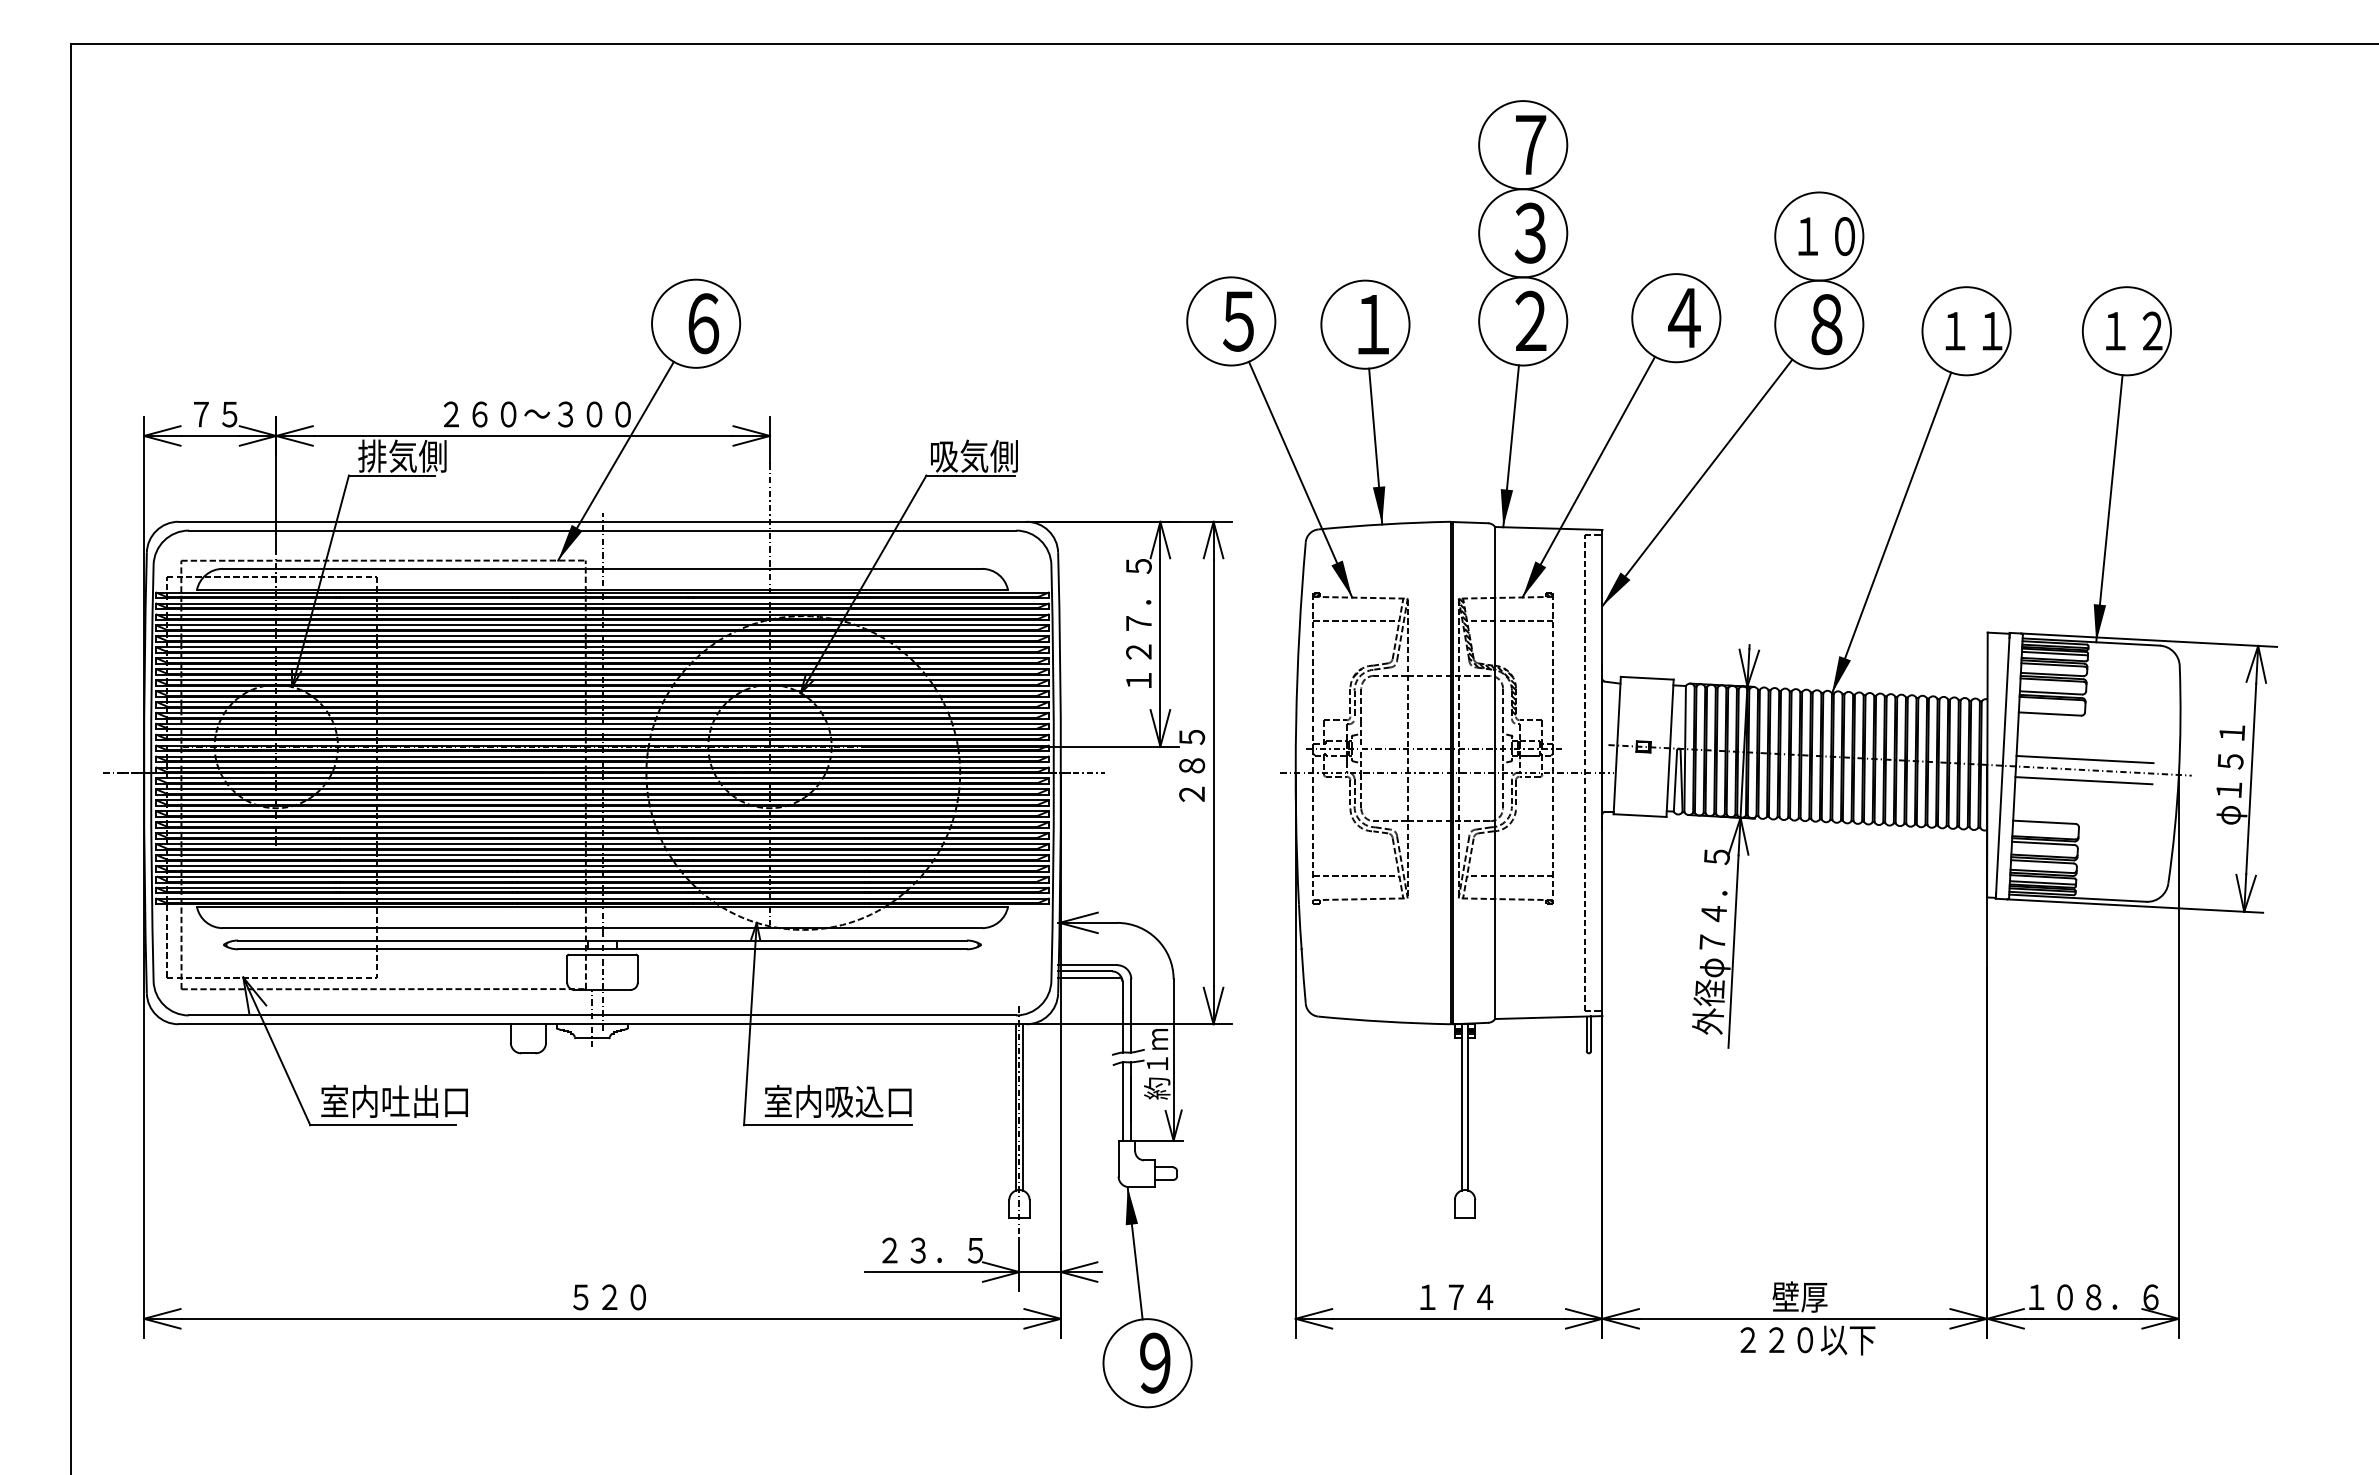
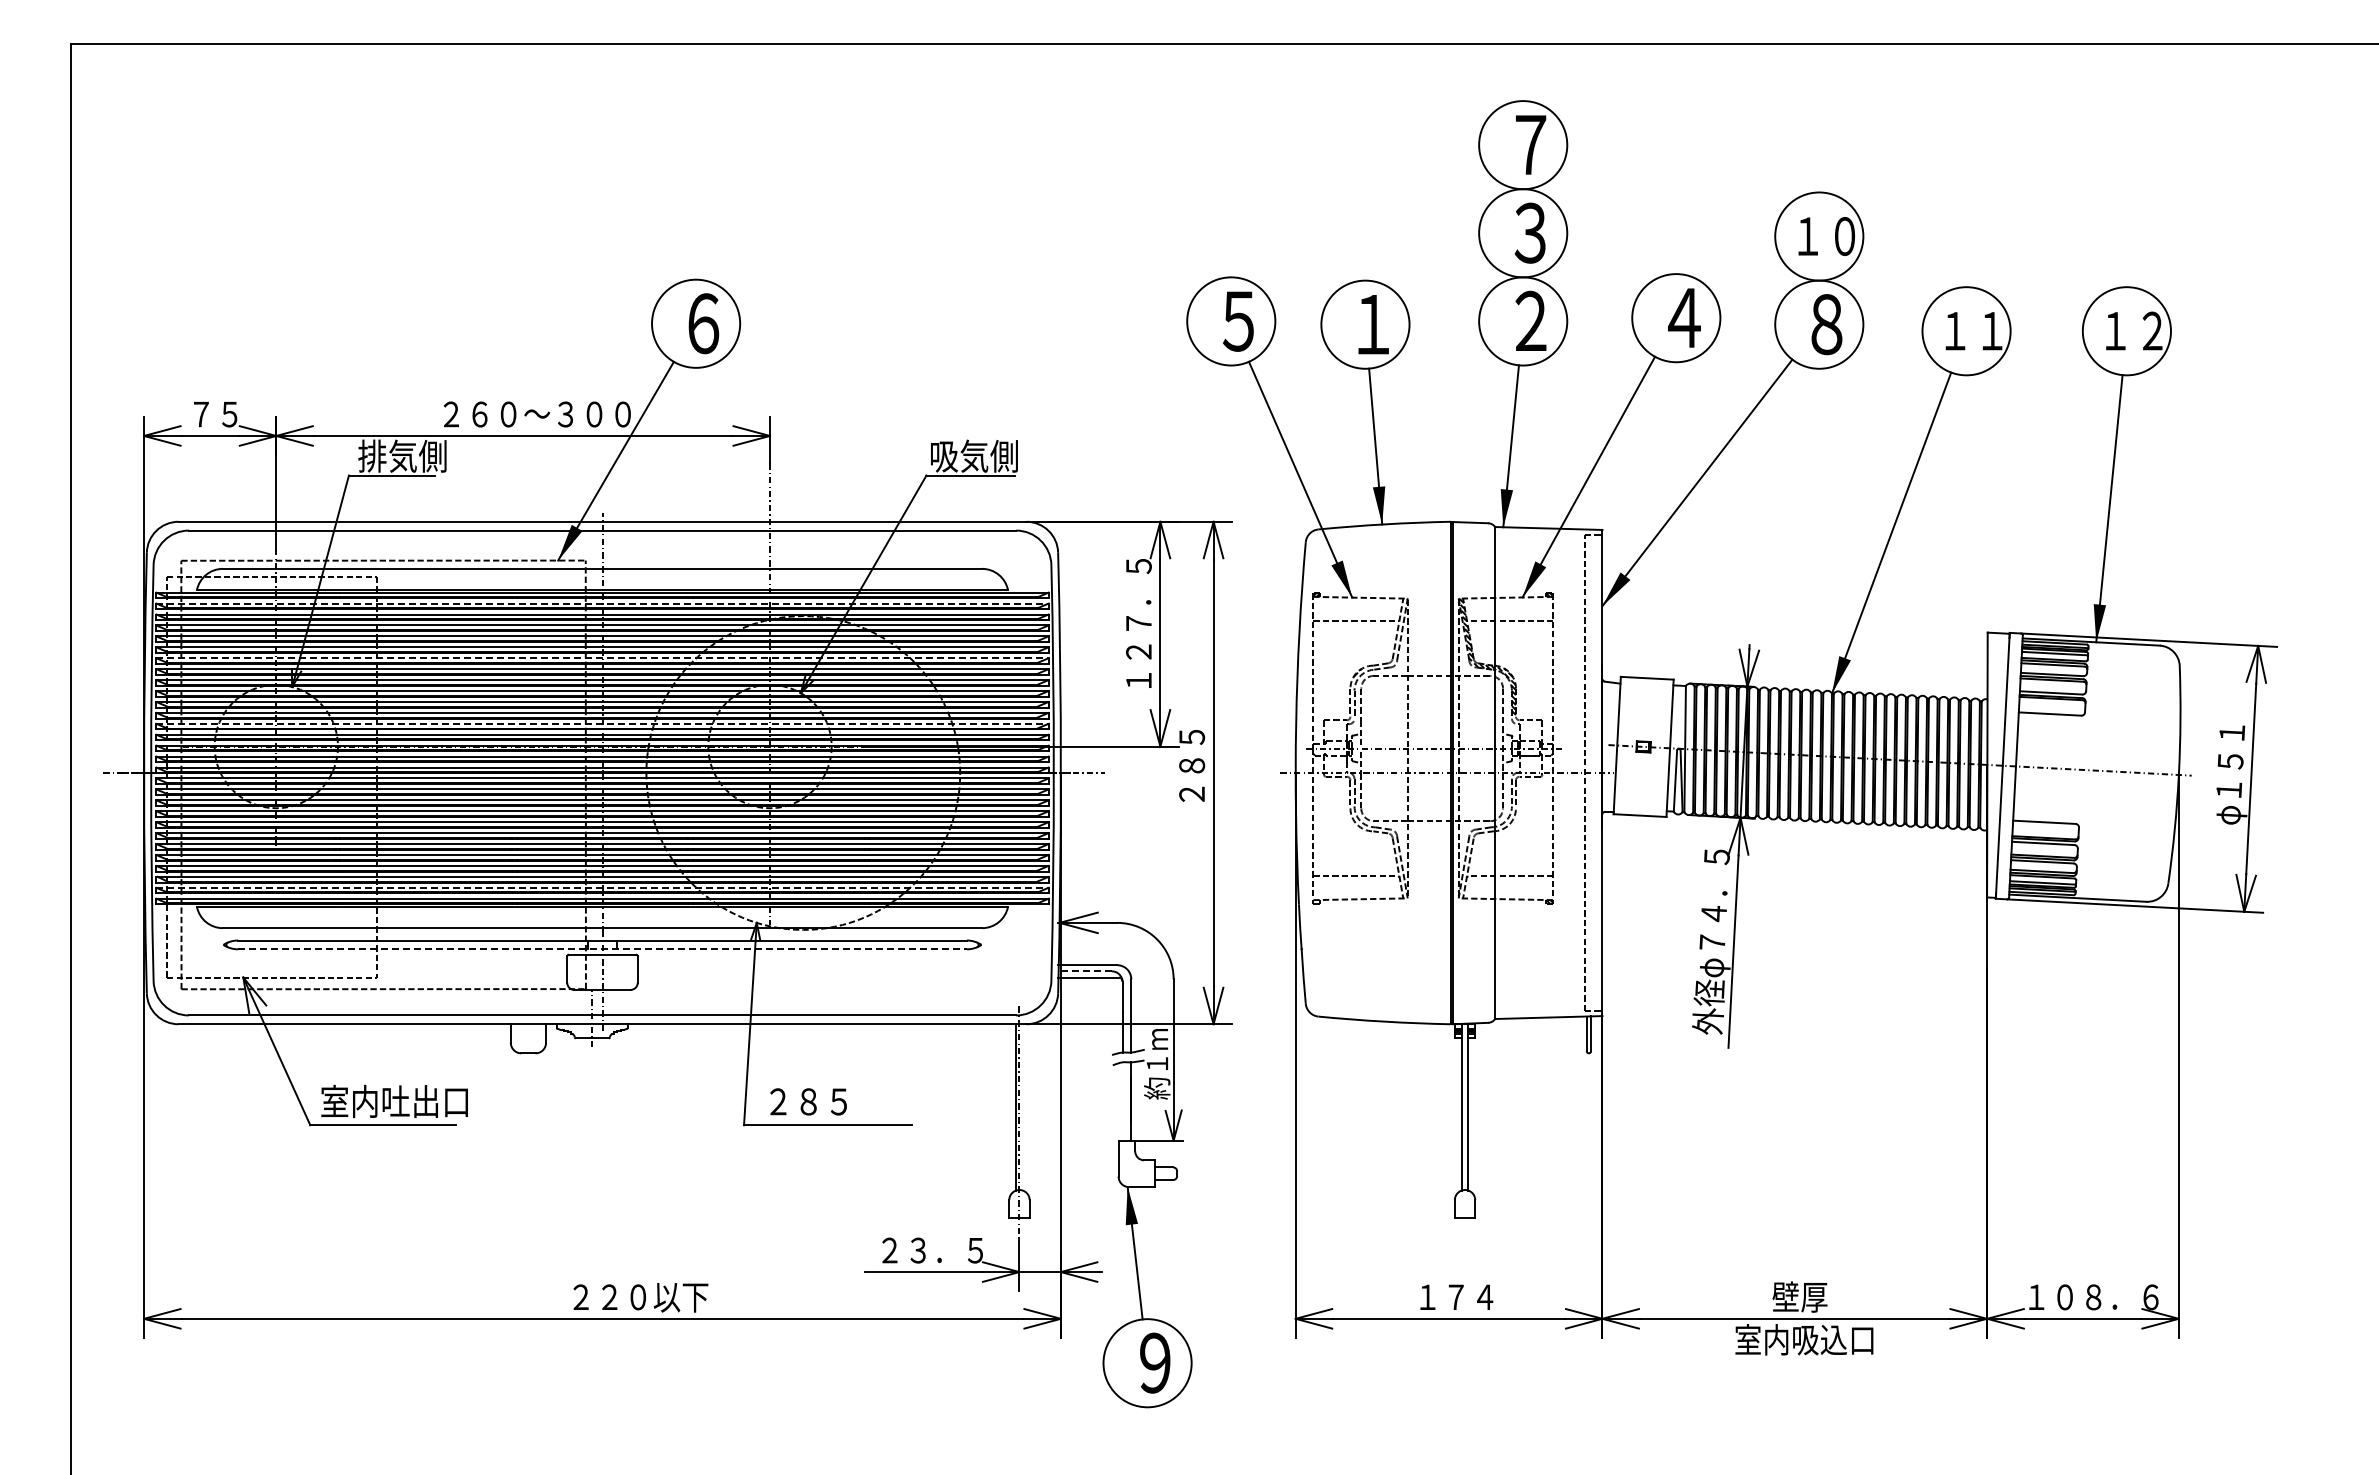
line: solid -> dashed (603, 603)
line: solid -> dashed (603, 658)
line: solid -> dashed (603, 723)
line: present -> none (2084, 759)
line: present -> none (2083, 780)
line: solid -> dashed (603, 887)
line: solid -> dashed (603, 949)
line: solid -> dashed (1085, 971)
text: 室内吸込口 -> ２８５ (837, 1101)
line: present -> none (1122, 1101)
line: present -> none (1022, 1107)
text: ５２０ -> ２２０以下 (640, 1297)
text: ２２０以下 -> 室内吸込口 (1805, 1339)
